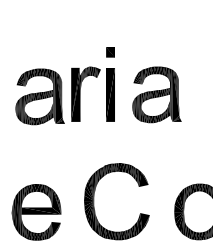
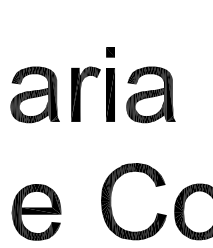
part position: (156, 94) -> (150, 94) (150, 94)
part position: (39, 96) -> (34, 94) (34, 94)
part position: (94, 201) -> (111, 201) (111, 201)
